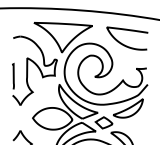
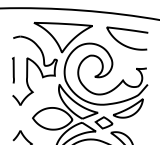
line position: (13, 75) -> (13, 69) (13, 69)
